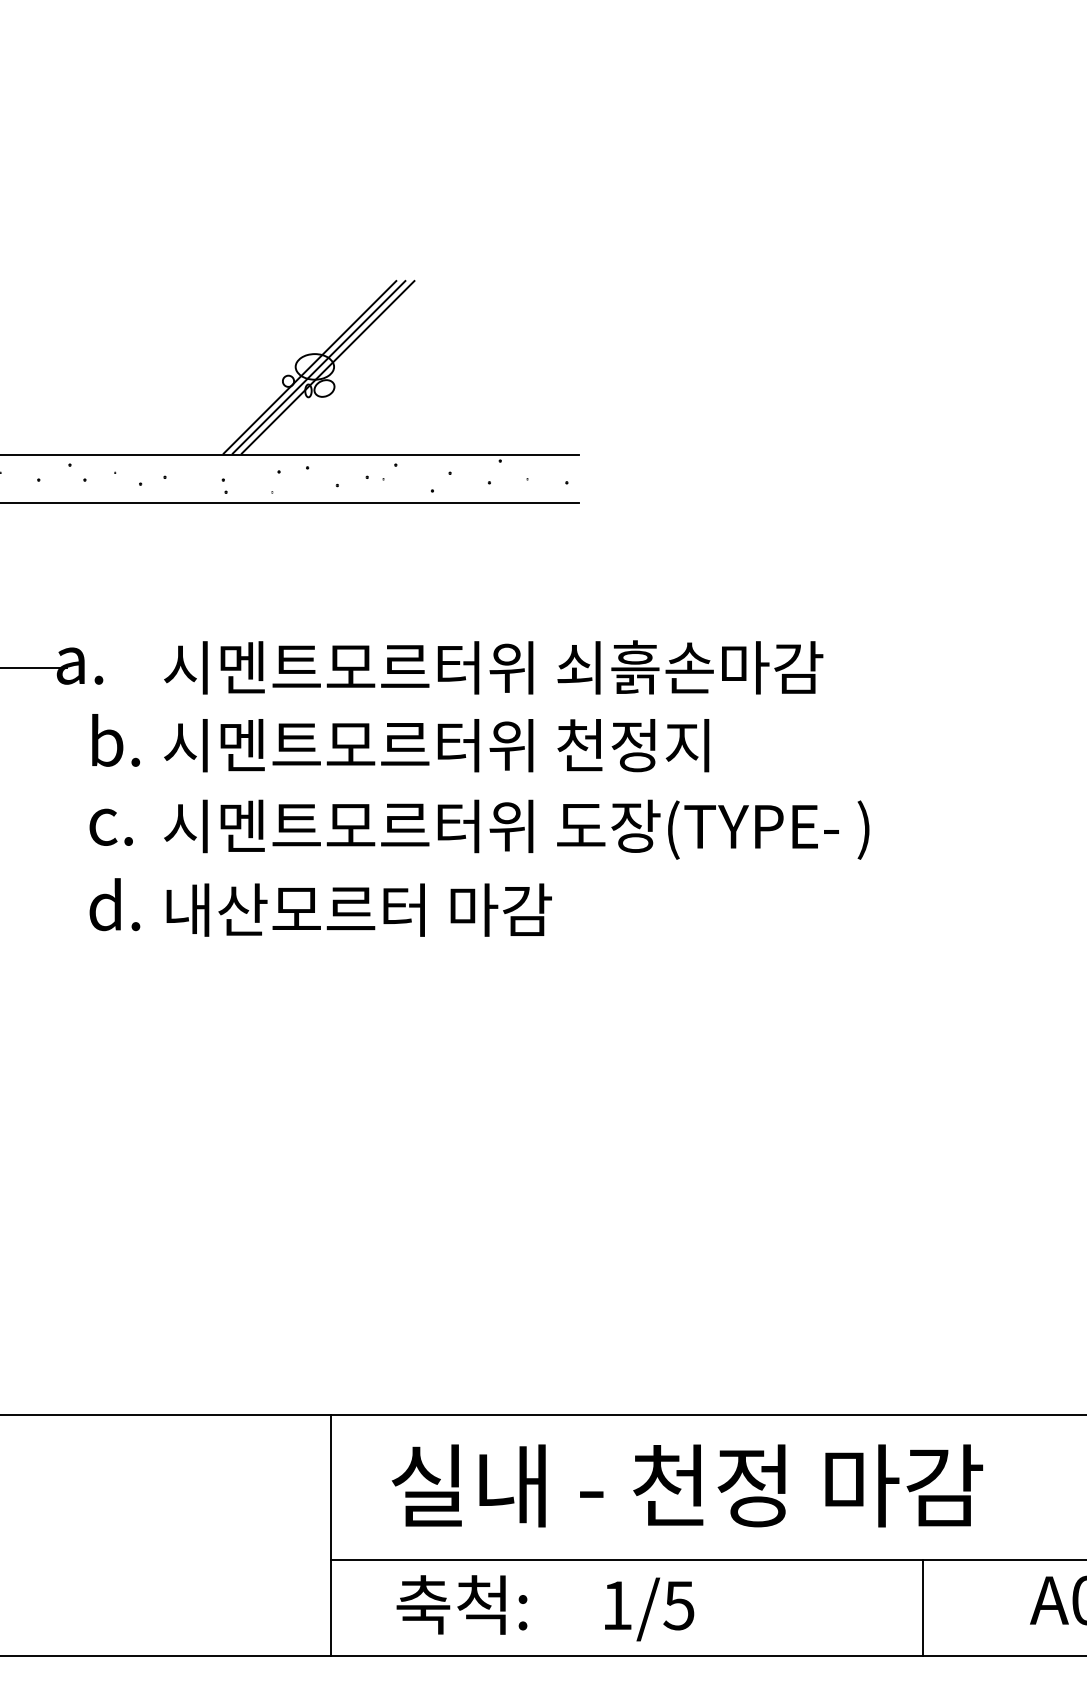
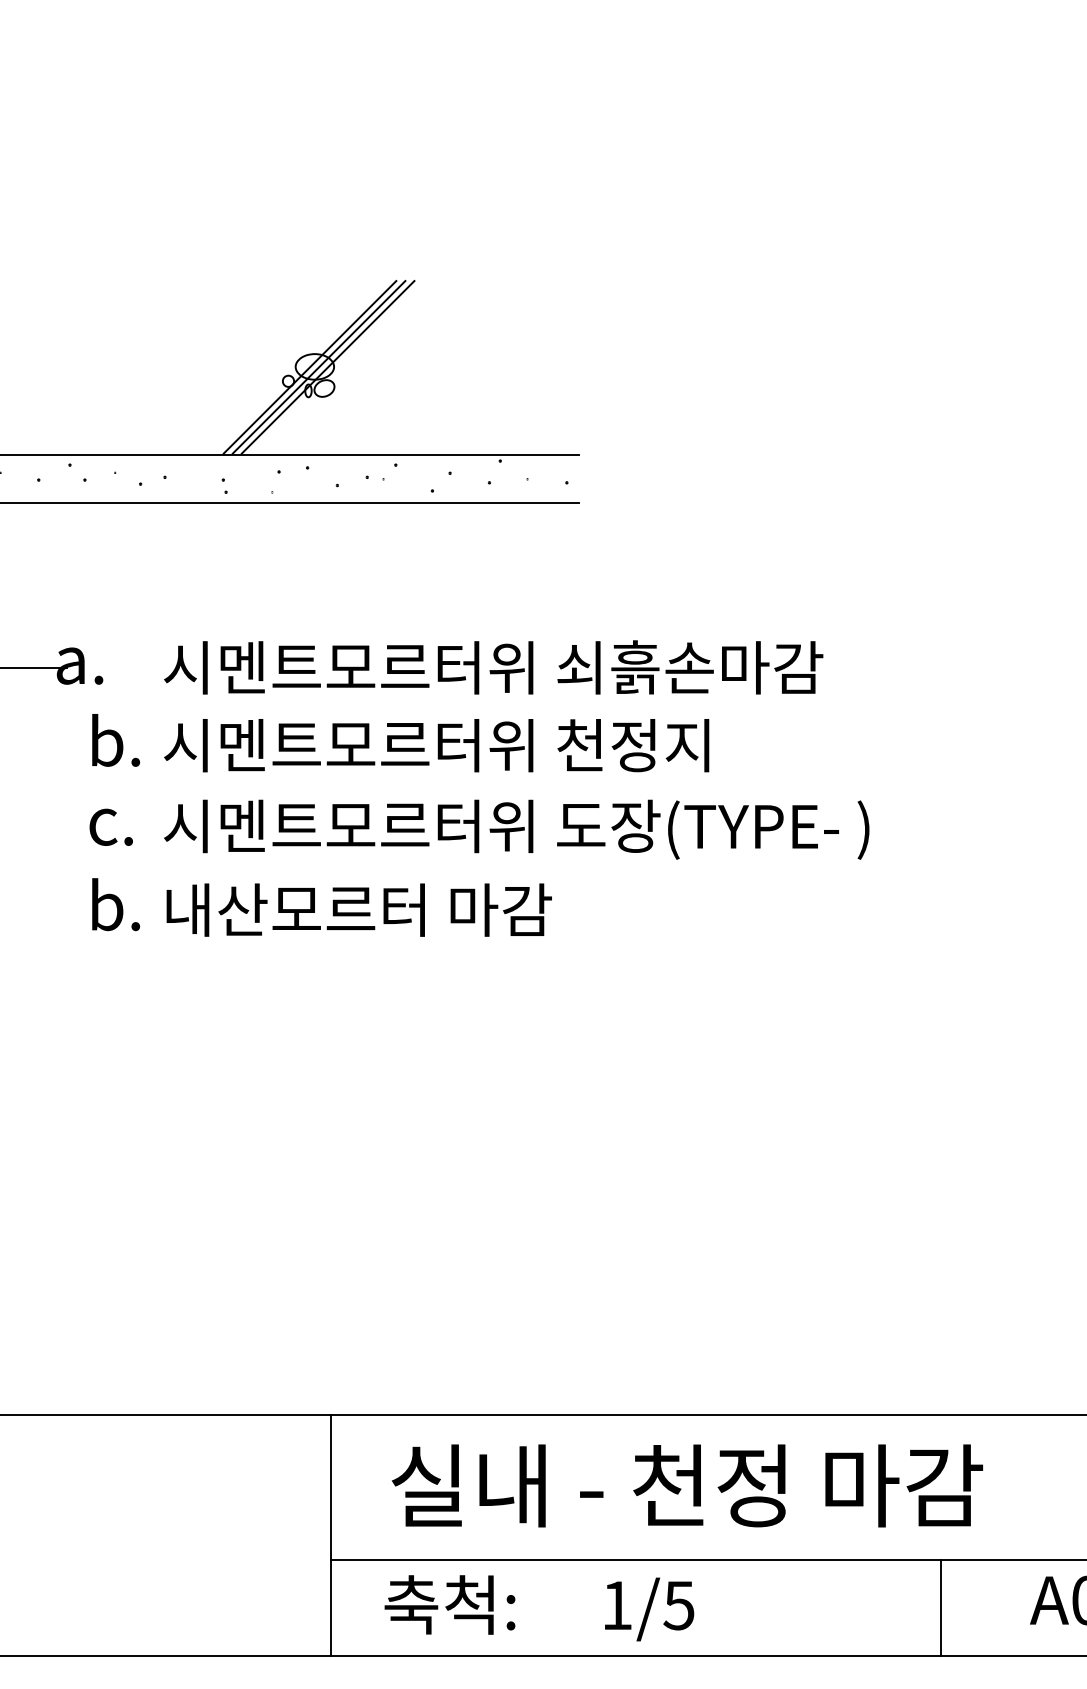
text: d. -> b. (114, 904)
text position: (461, 1604) -> (449, 1604) (449, 1604)
line position: (923, 1607) -> (941, 1607) (941, 1607)
